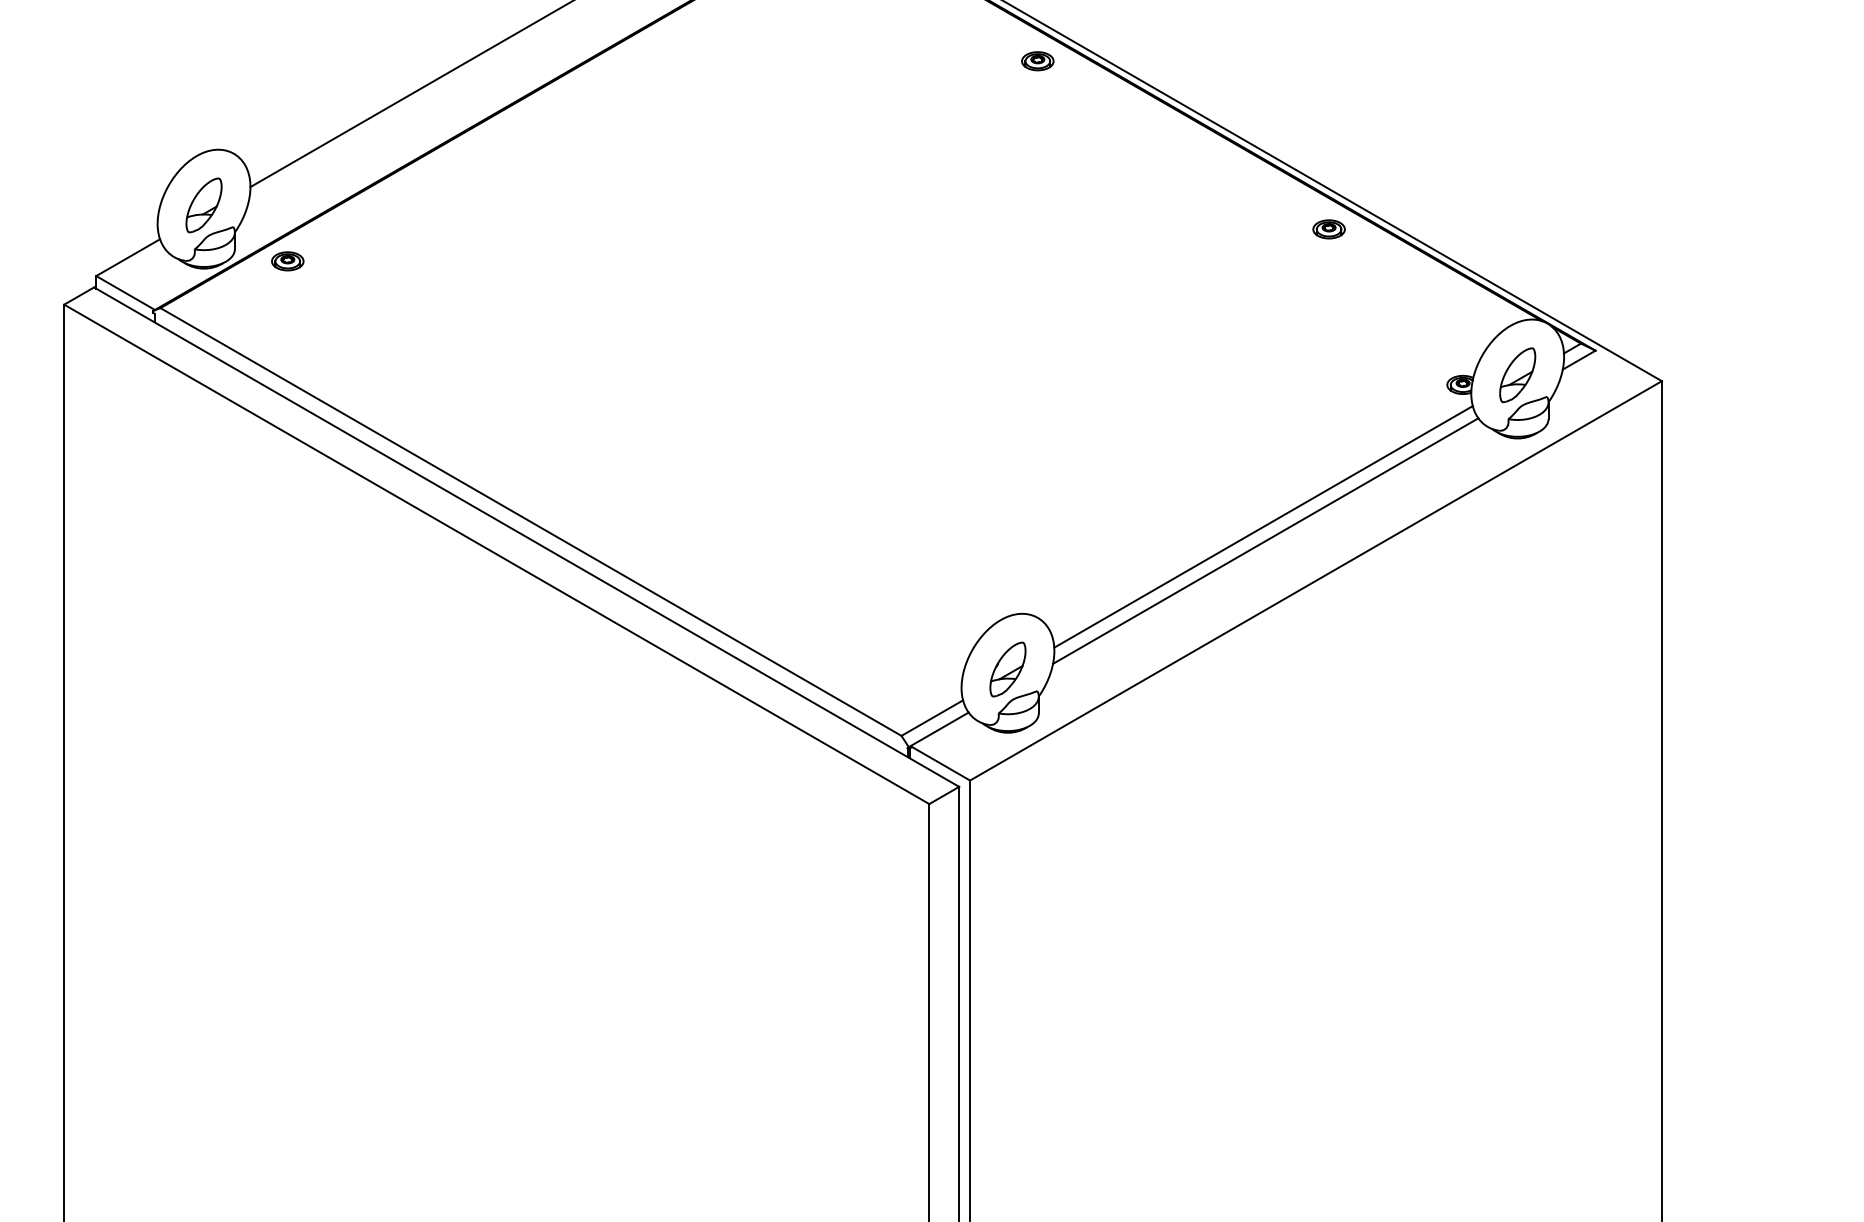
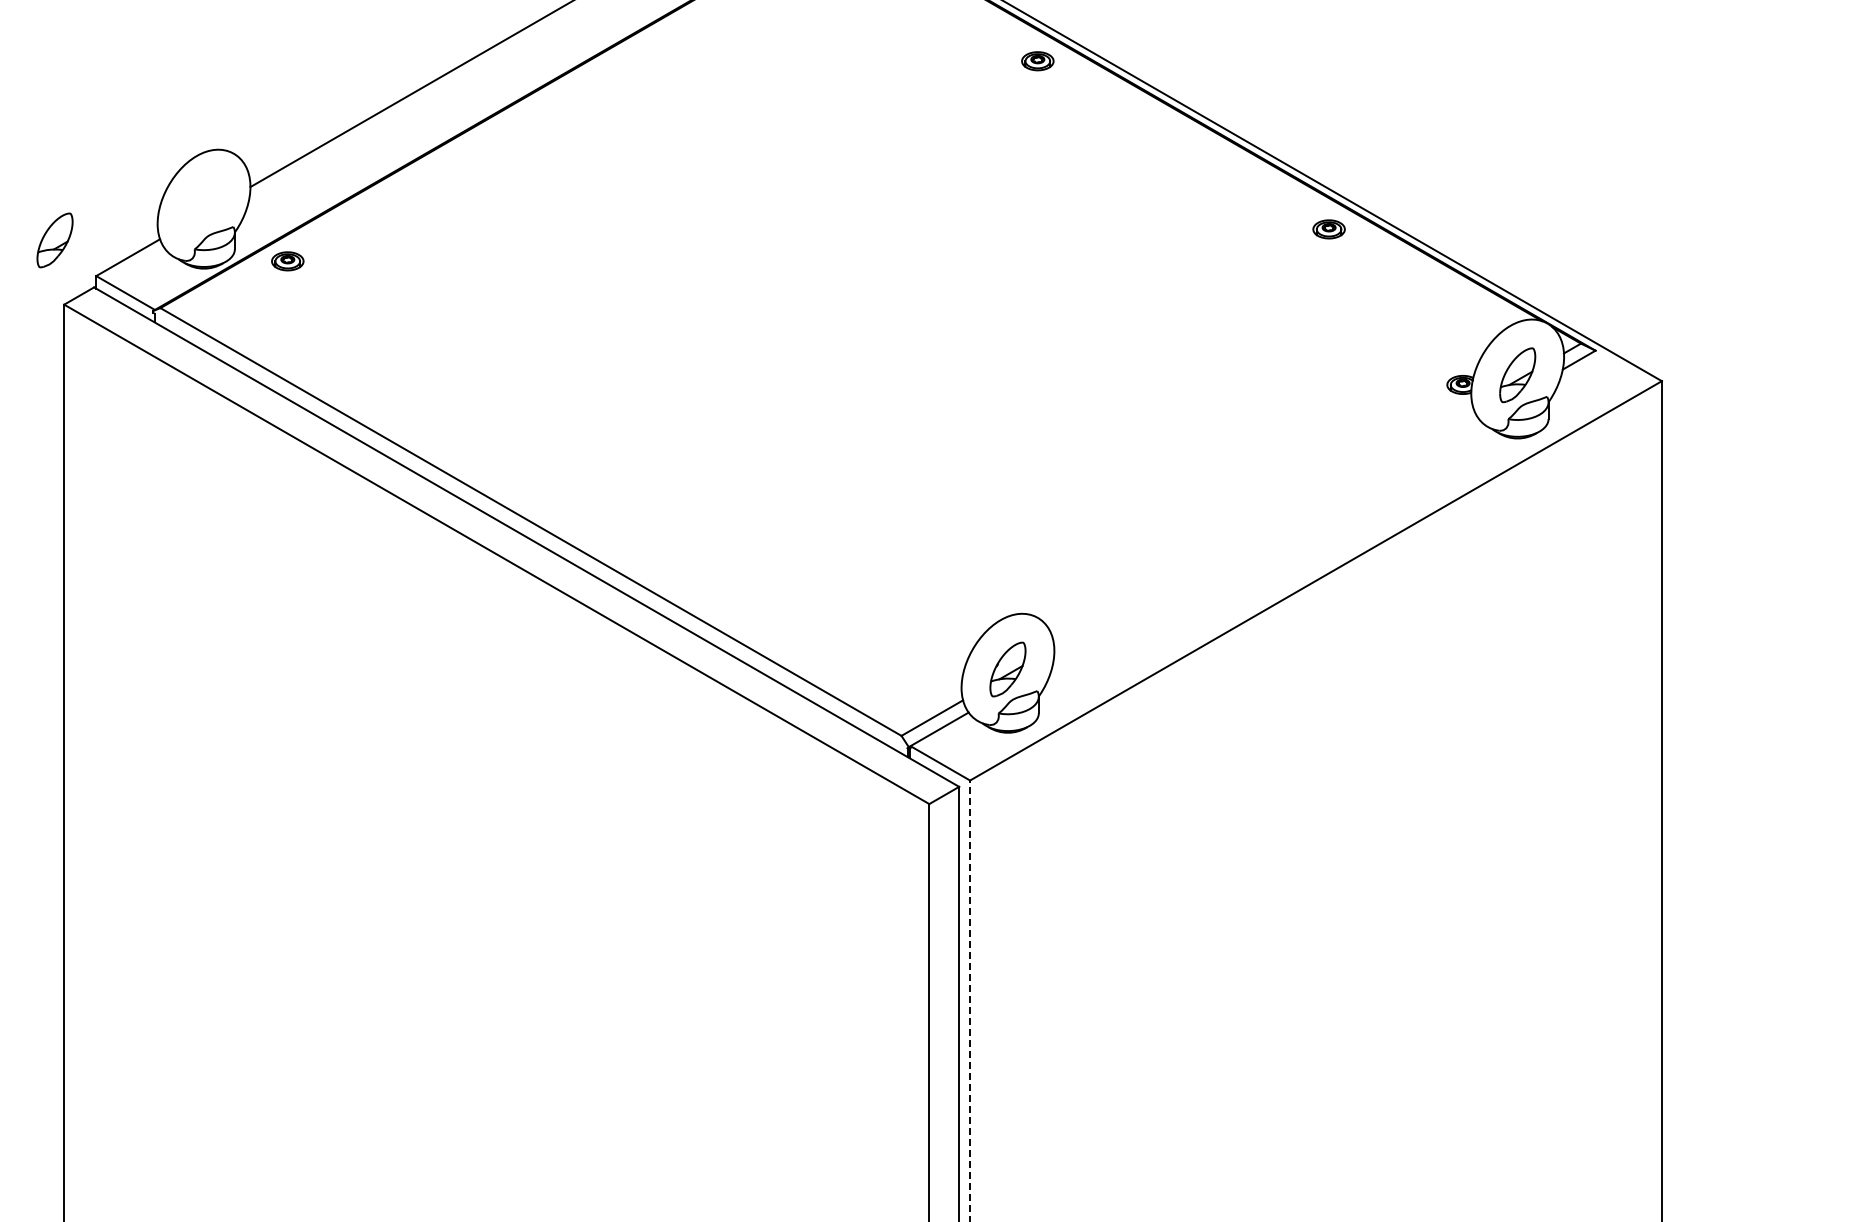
part position: (203, 205) -> (54, 240) (54, 240)
line: present -> none (1263, 526)
line: present -> none (1265, 540)
line: solid -> dashed (970, 1000)
